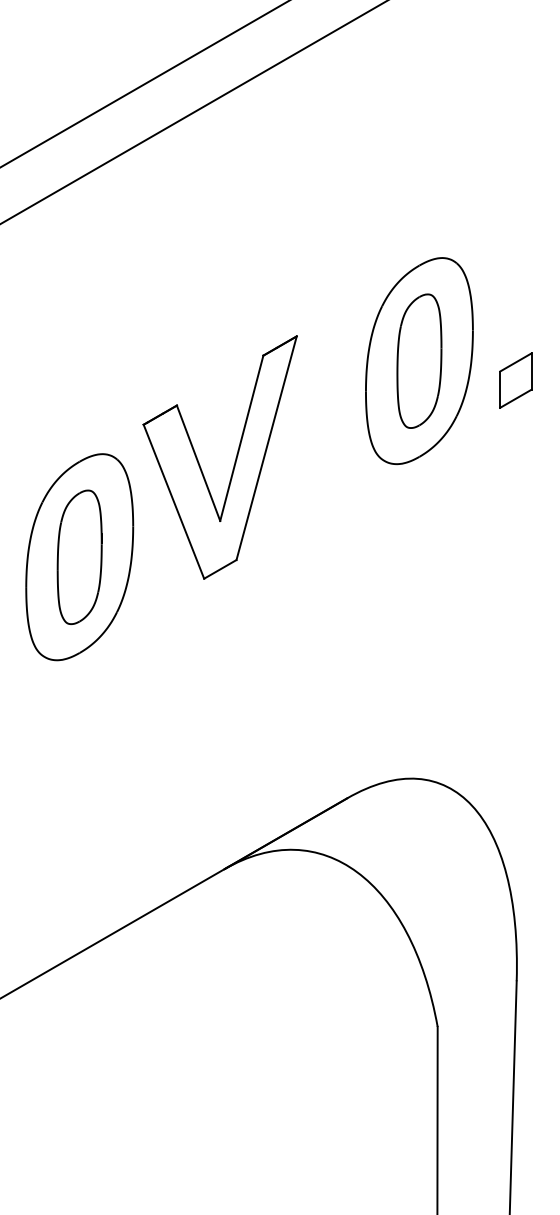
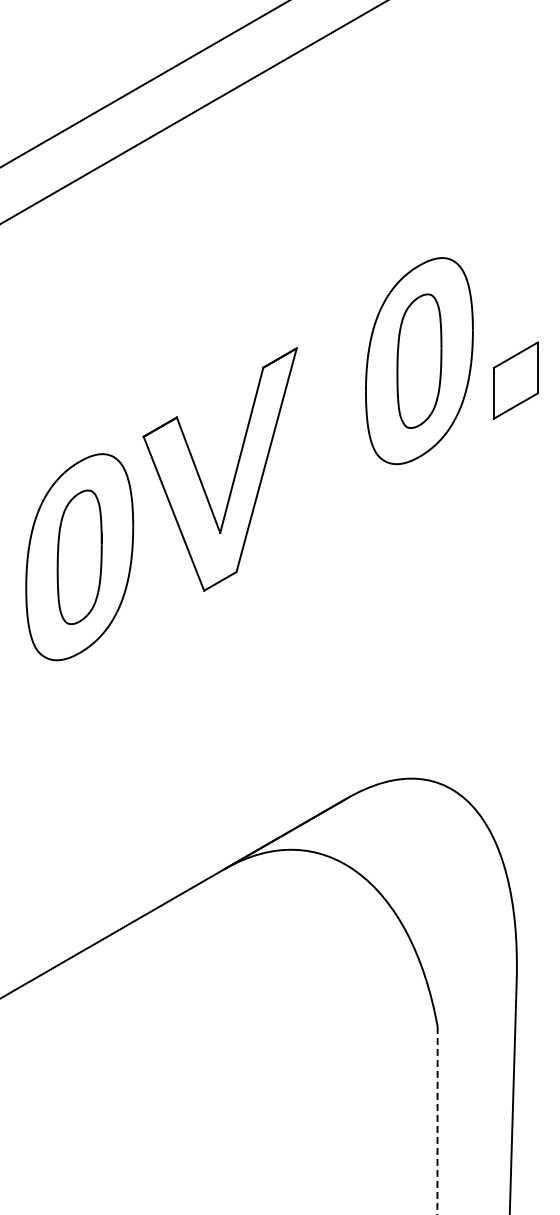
part size: 34x57 px -> 47x79 px (515, 380)
part position: (234, 461) -> (234, 473) (234, 473)
line: solid -> dashed (437, 1120)
